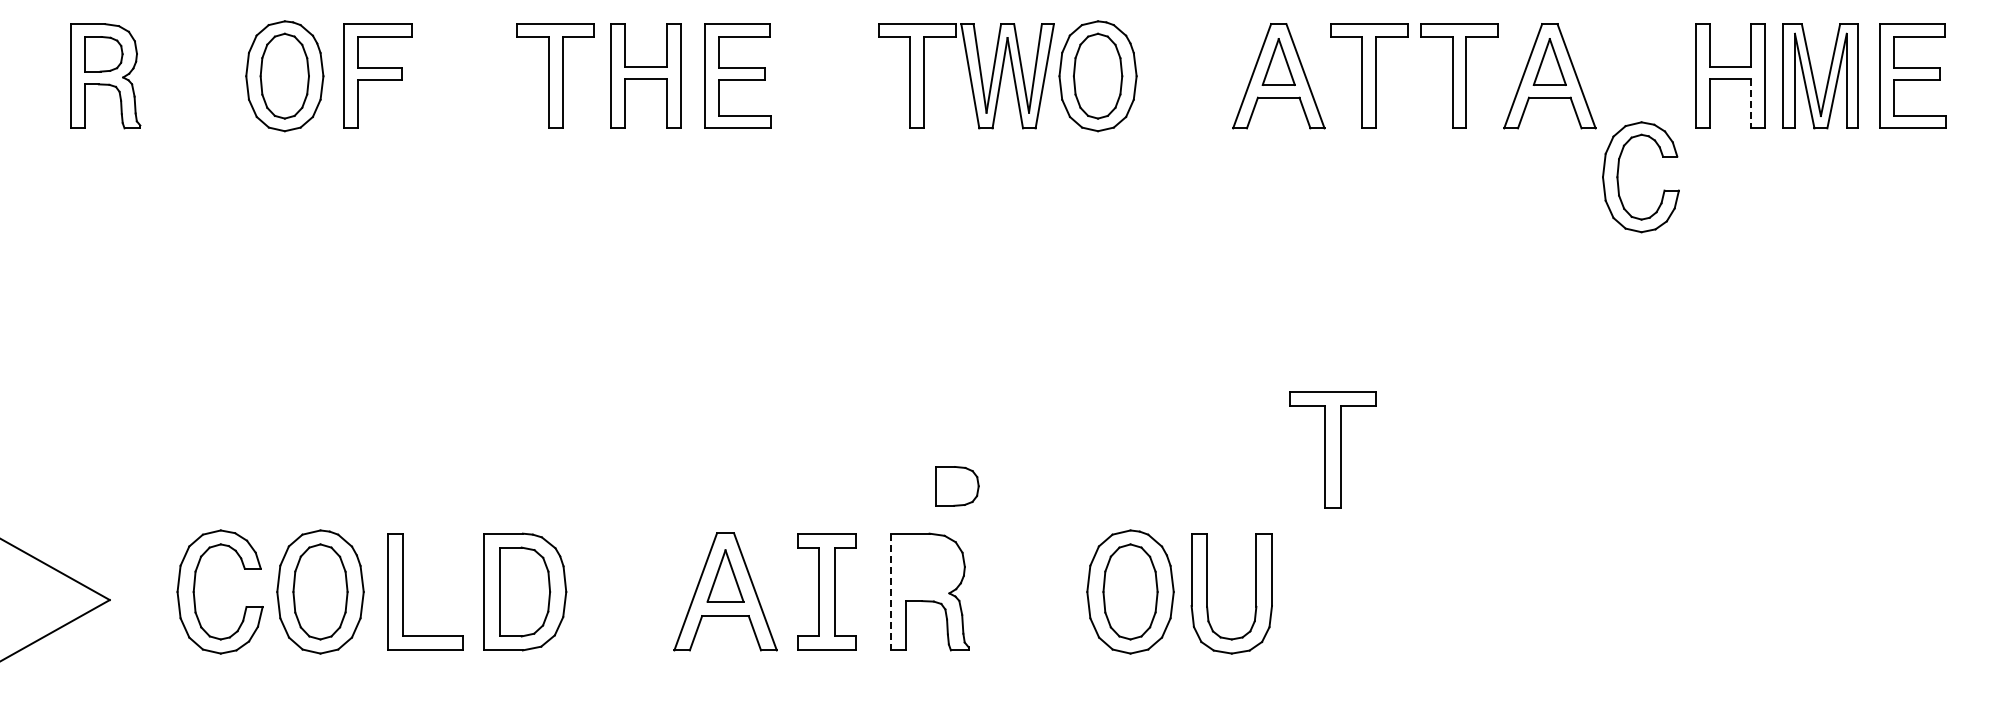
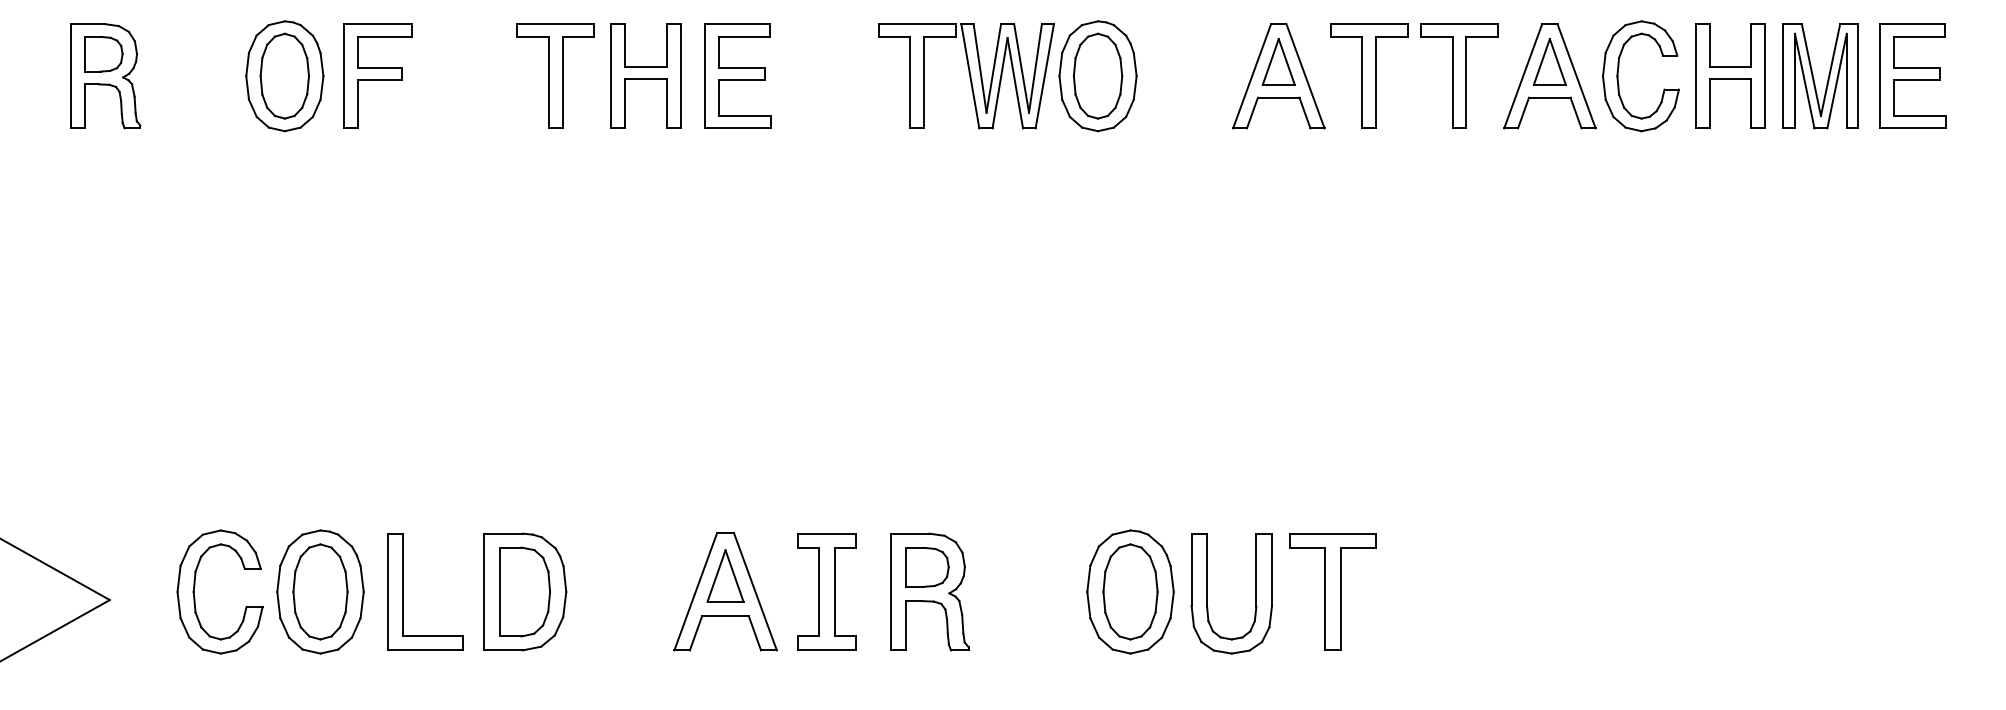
line: dashed -> solid (1751, 104)
part position: (1618, 177) -> (1618, 76) (1618, 76)
part position: (1332, 449) -> (1332, 591) (1332, 591)
part position: (957, 486) -> (927, 567) (927, 567)
line: dashed -> solid (890, 592)
